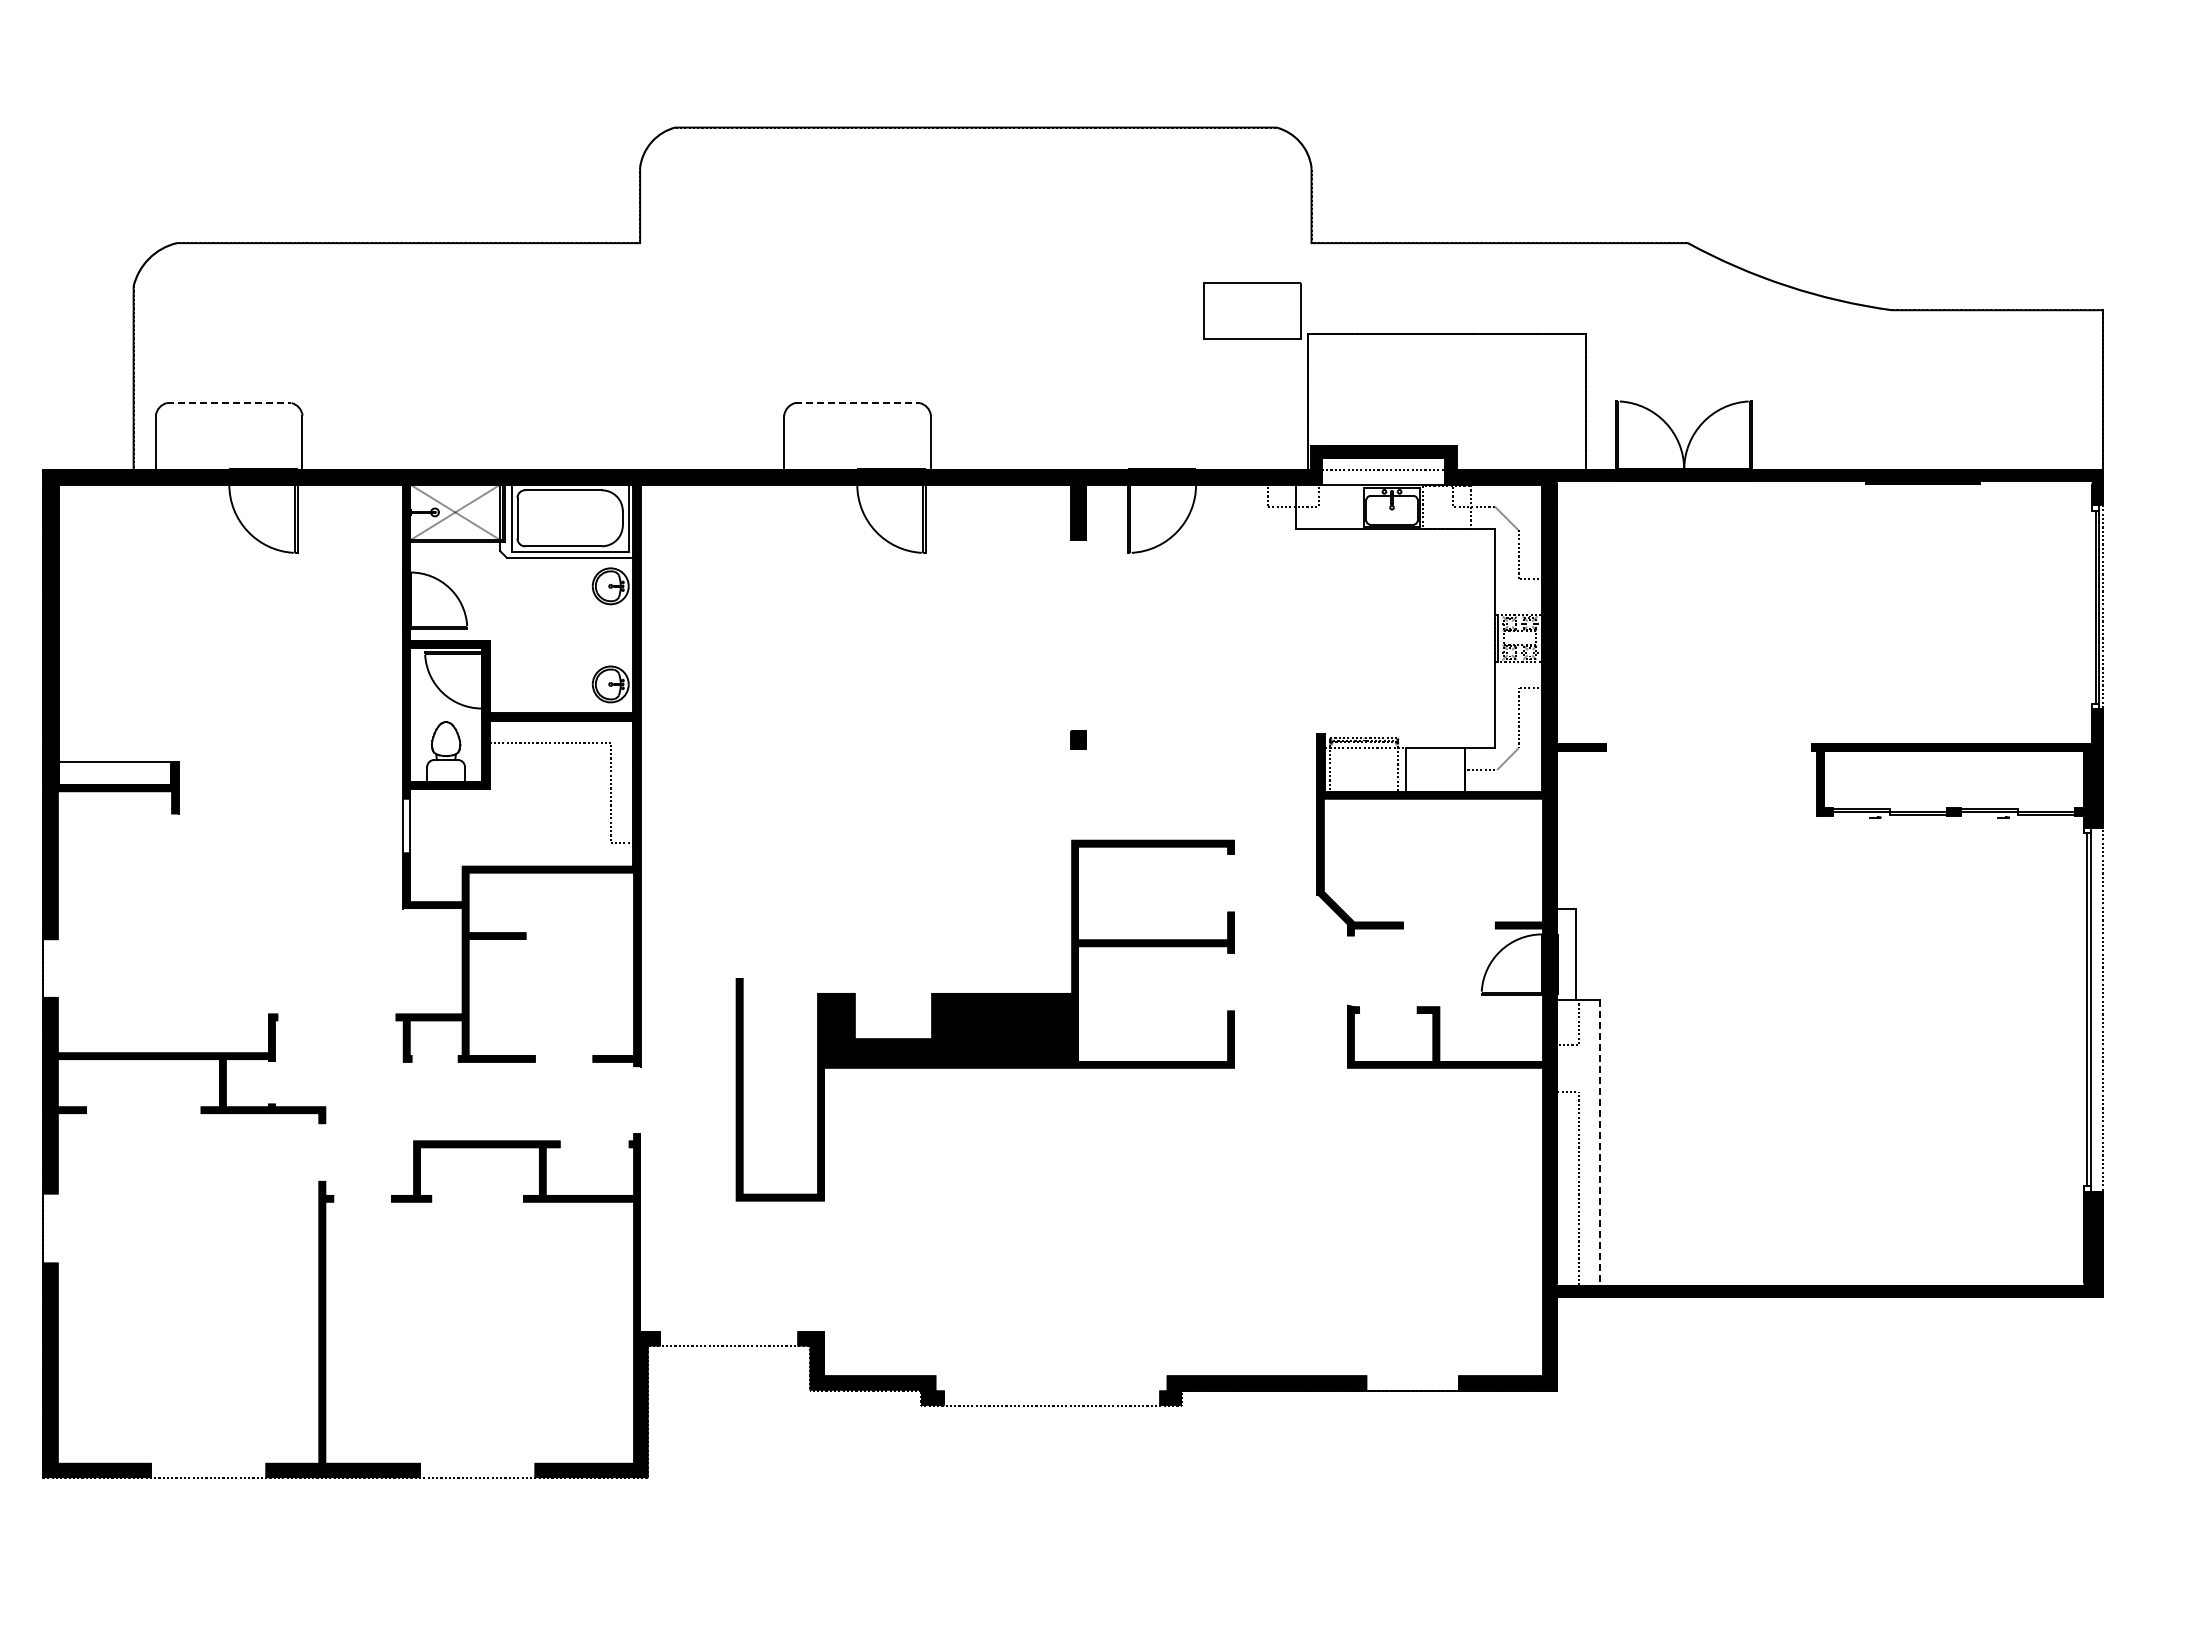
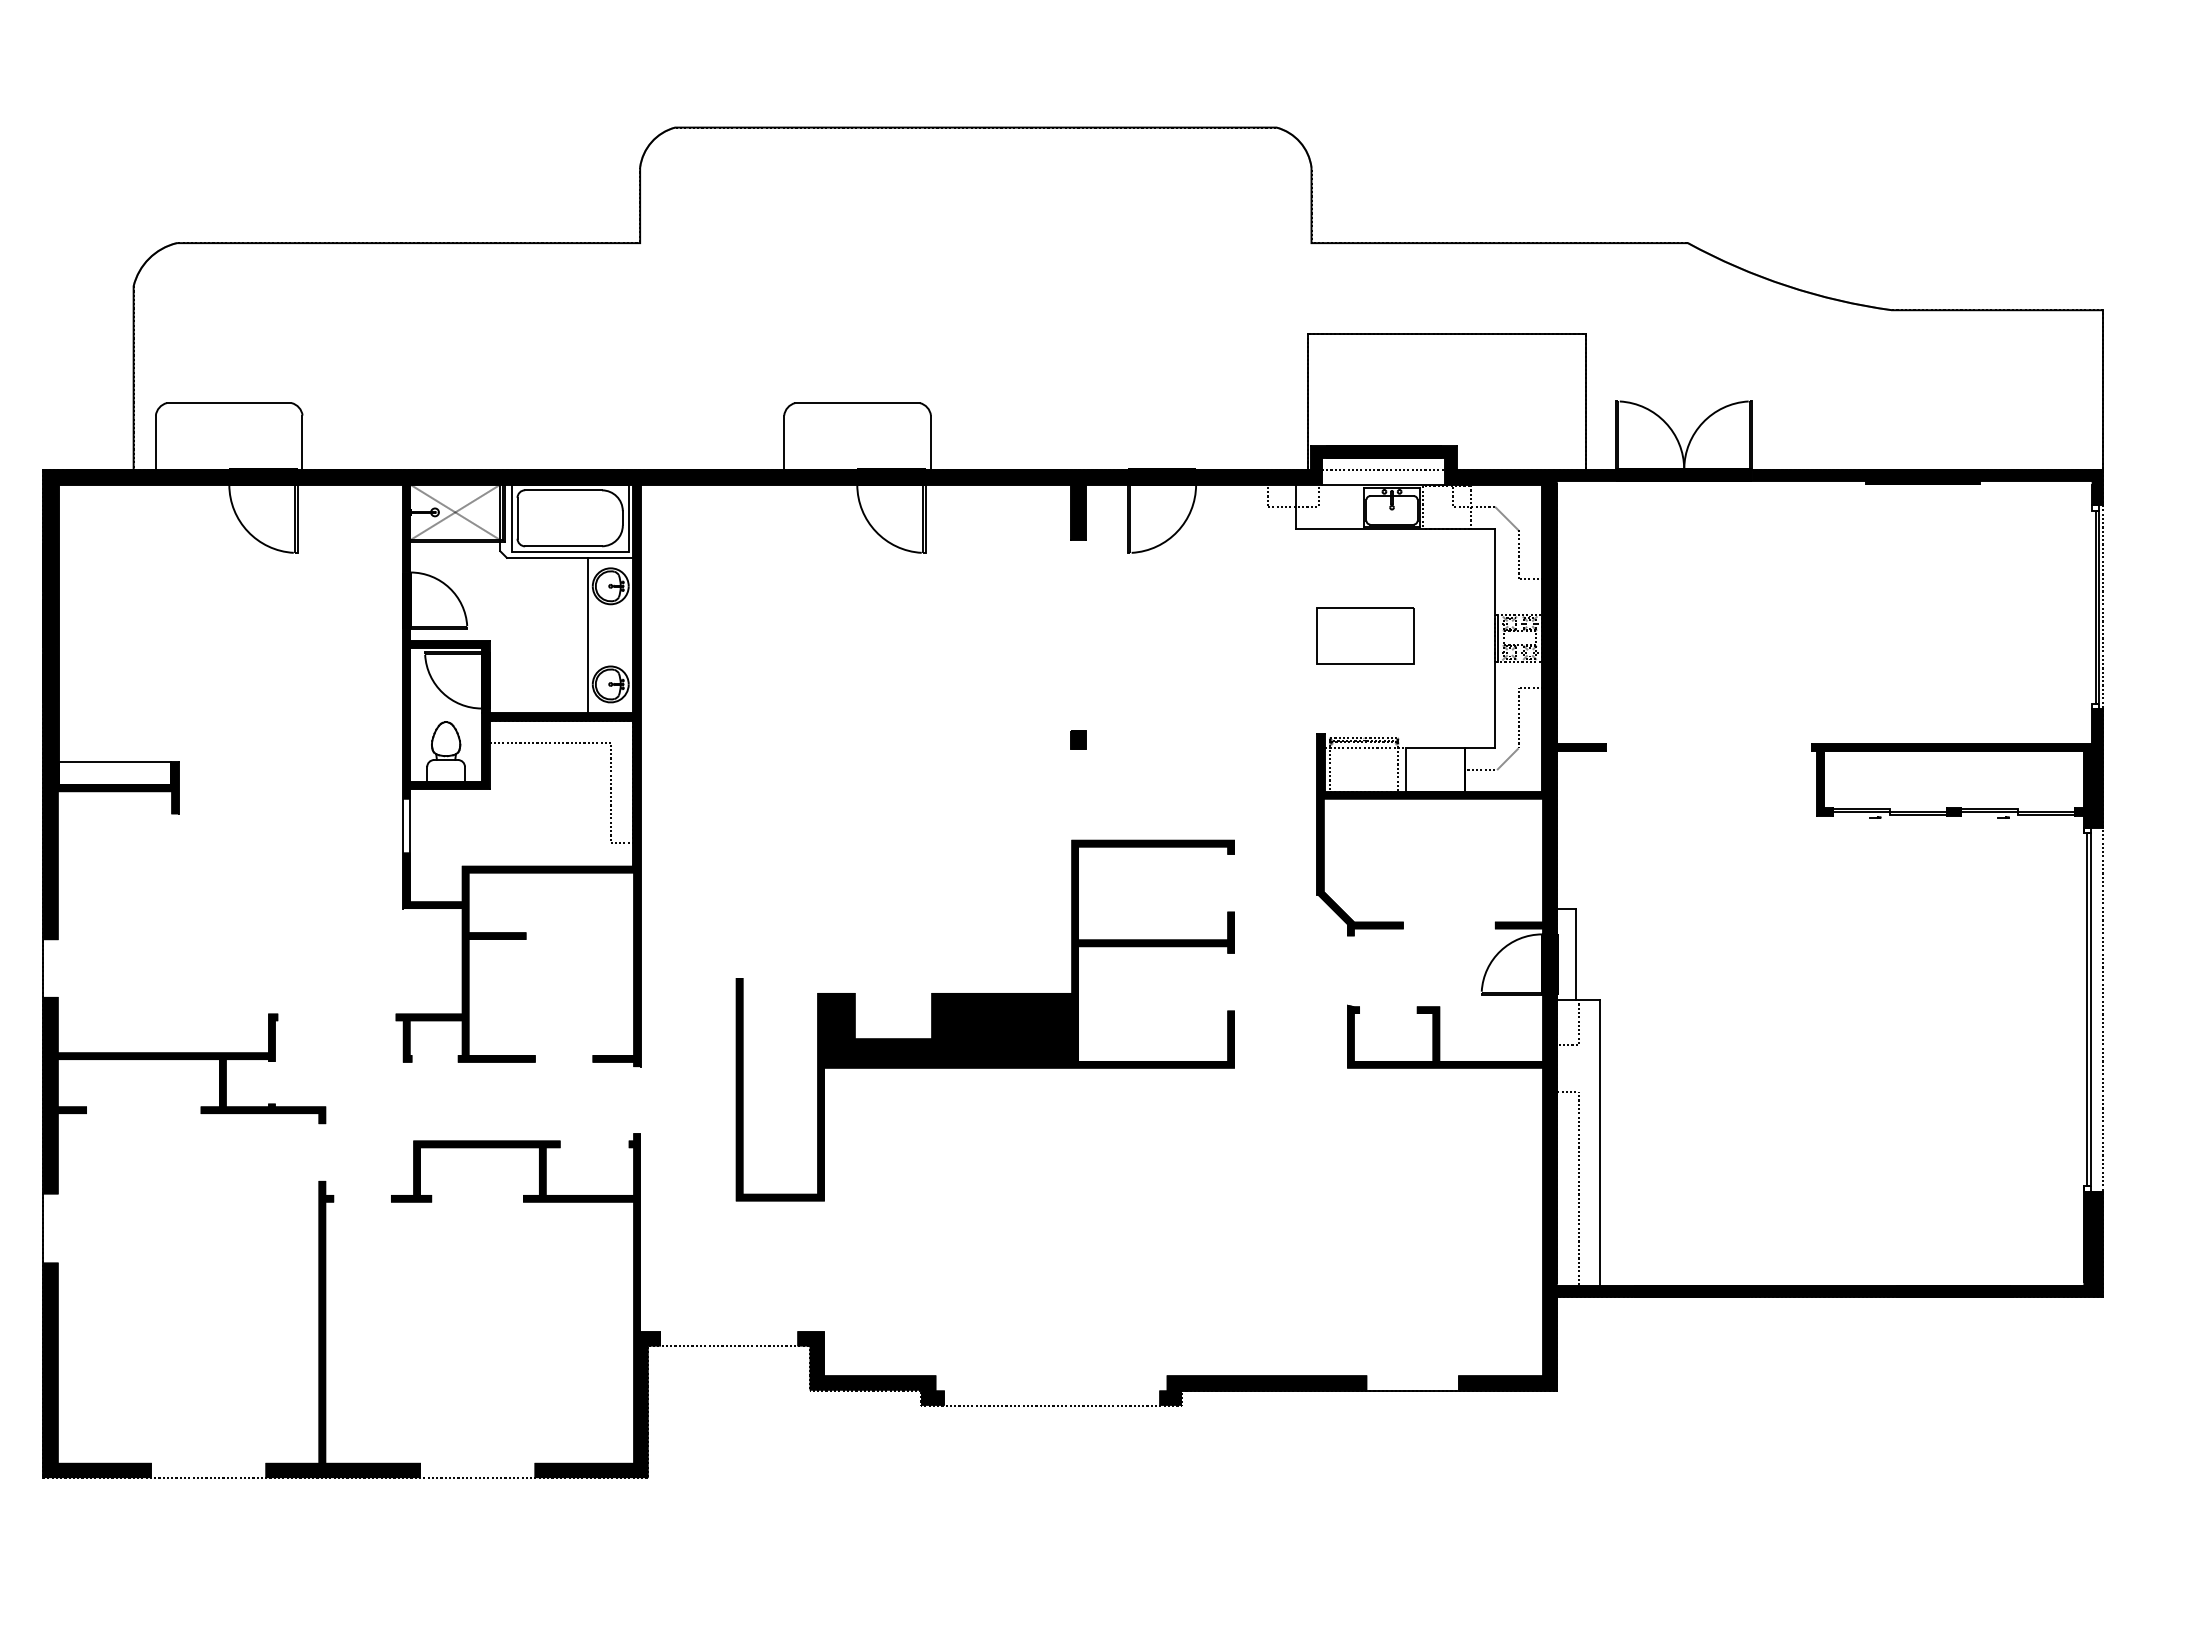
part position: (1252, 310) -> (1365, 635) (1365, 635)
line: dashed -> solid (229, 403)
line: dashed -> solid (858, 403)
line: none -> present (588, 635)
line: dashed -> solid (1600, 1143)
